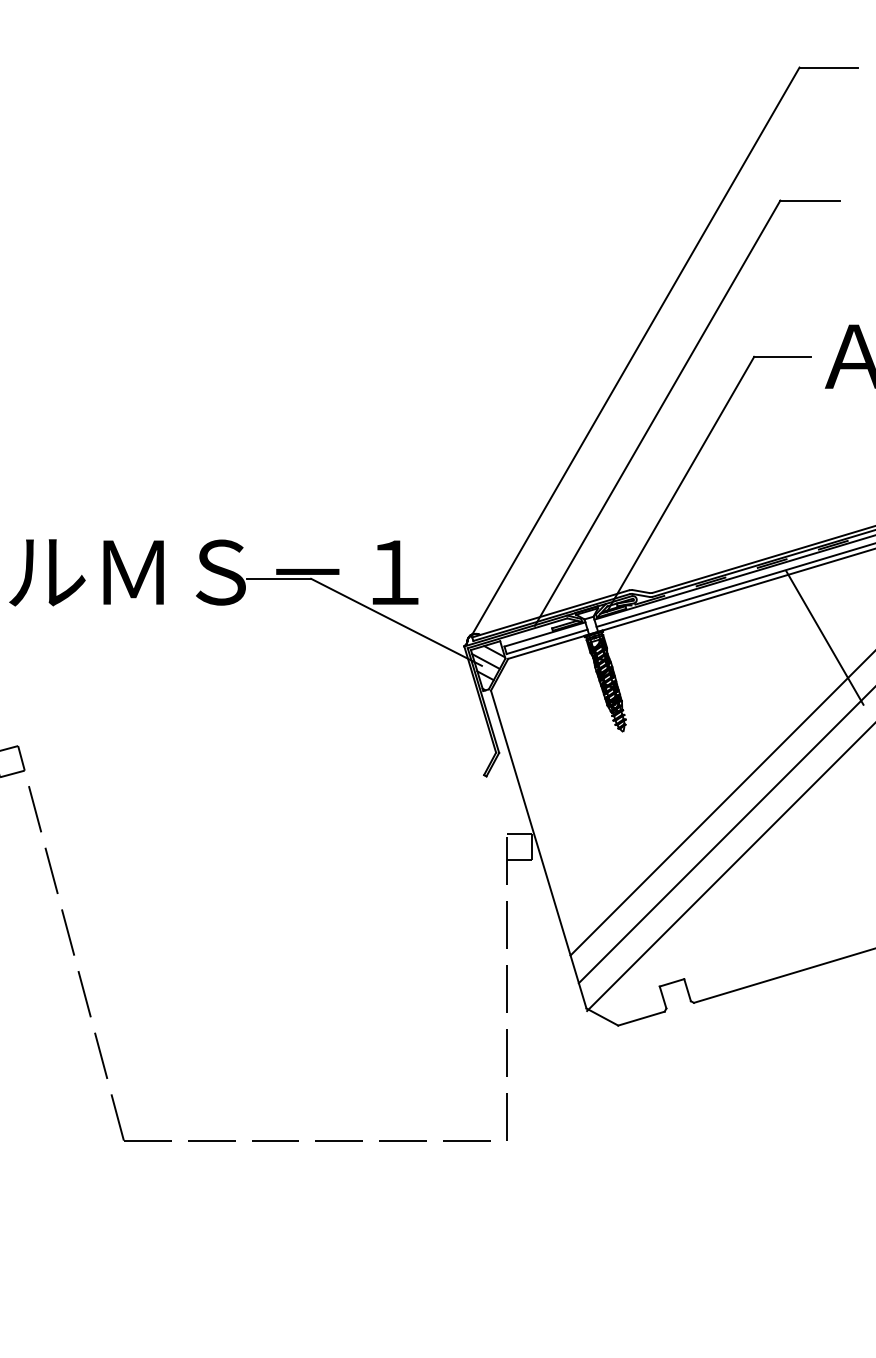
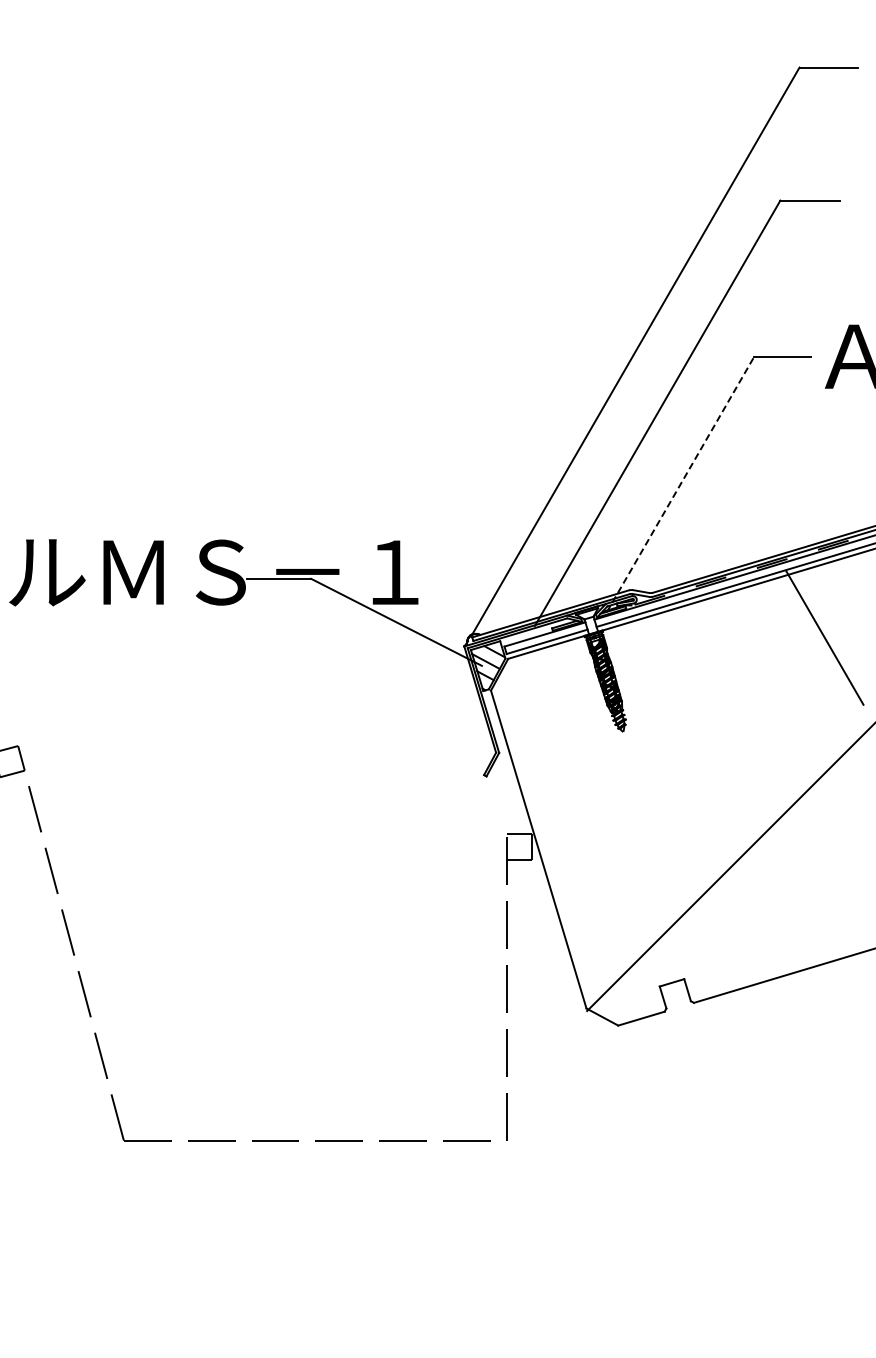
line: solid -> dashed (680, 483)
line: present -> none (721, 804)
line: present -> none (725, 836)
